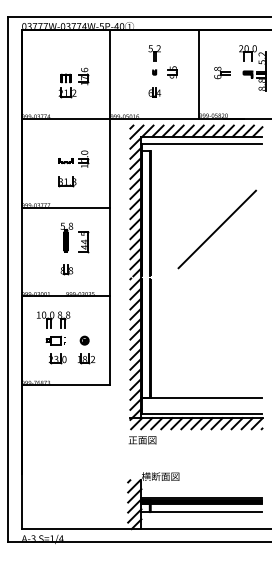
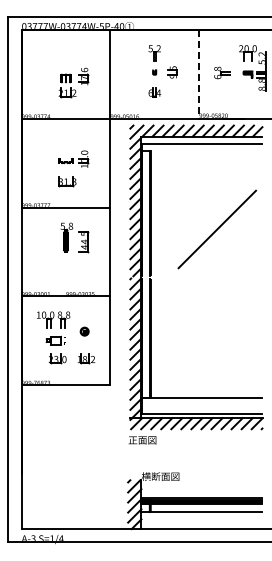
line: solid -> dashed (199, 75)
part: present -> none (66, 269)
part position: (84, 340) -> (84, 331) (84, 331)
